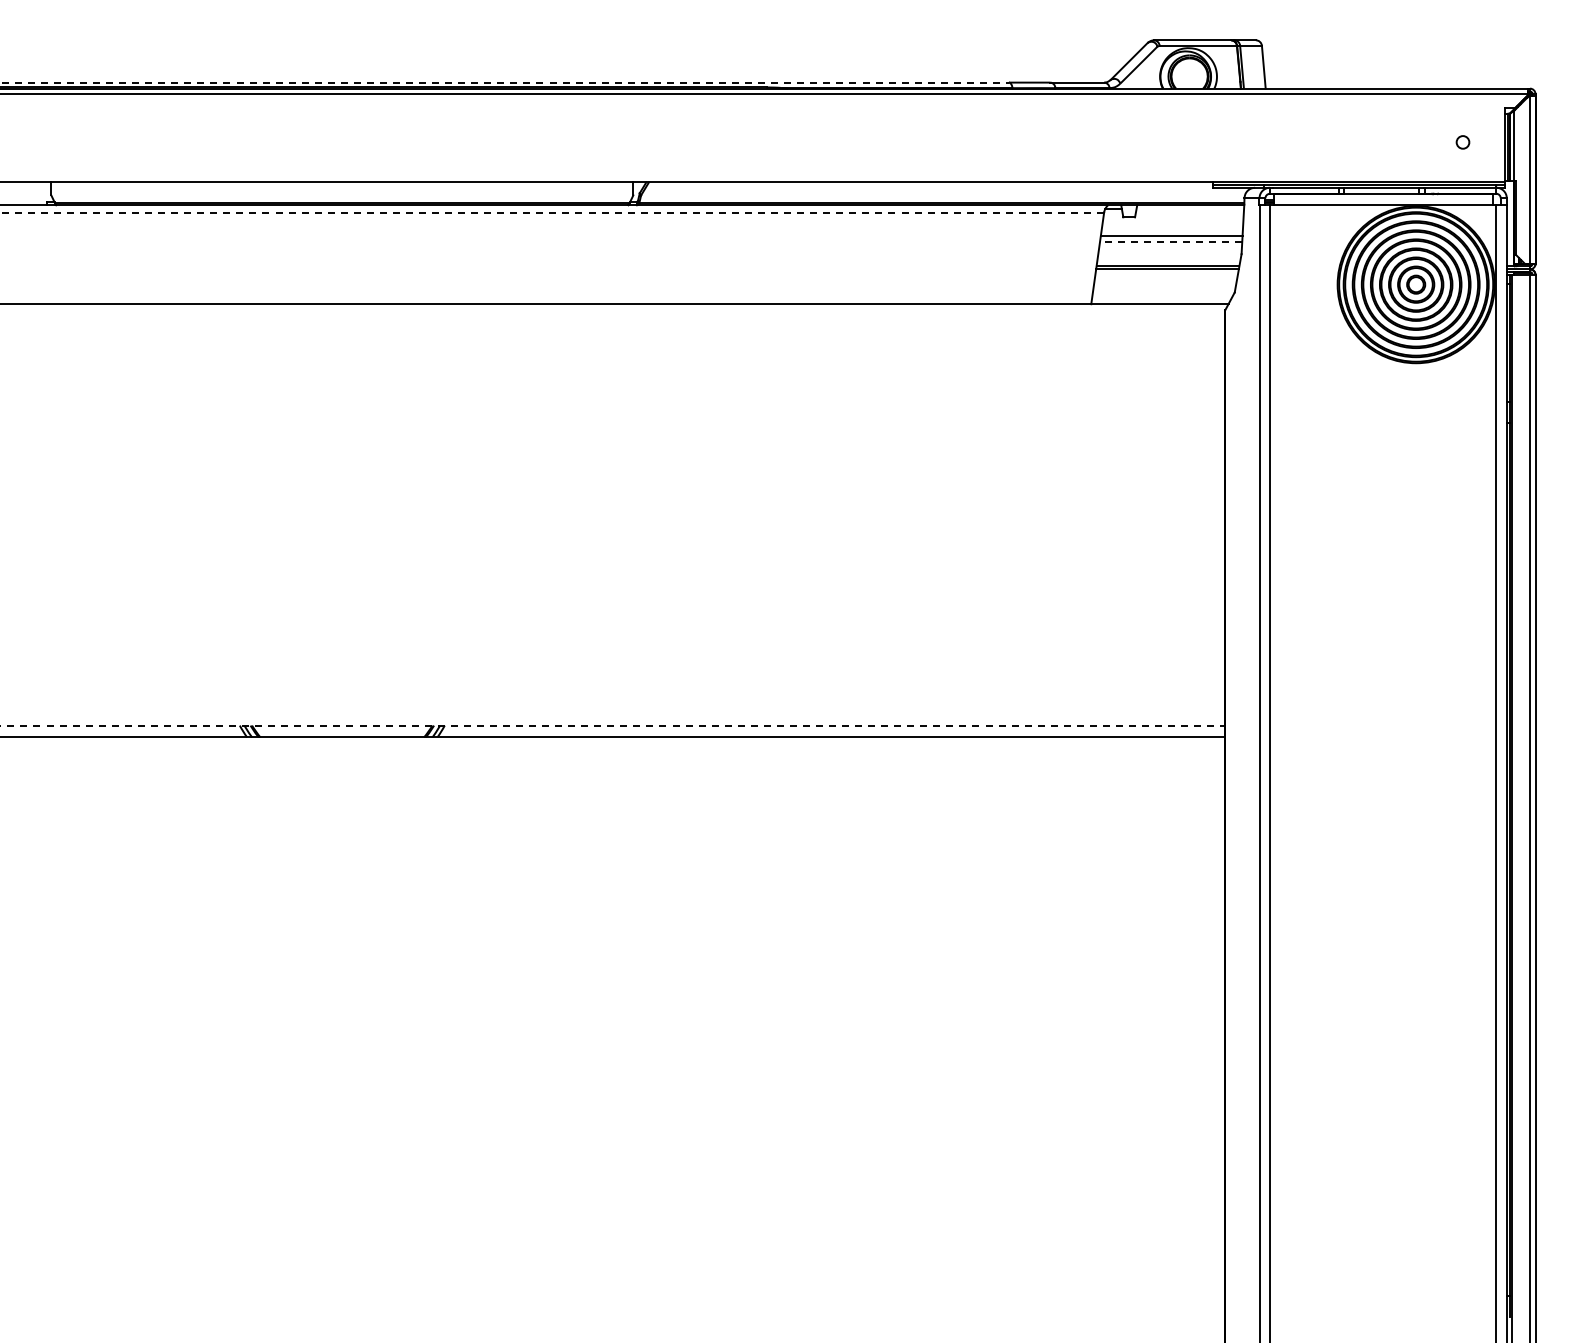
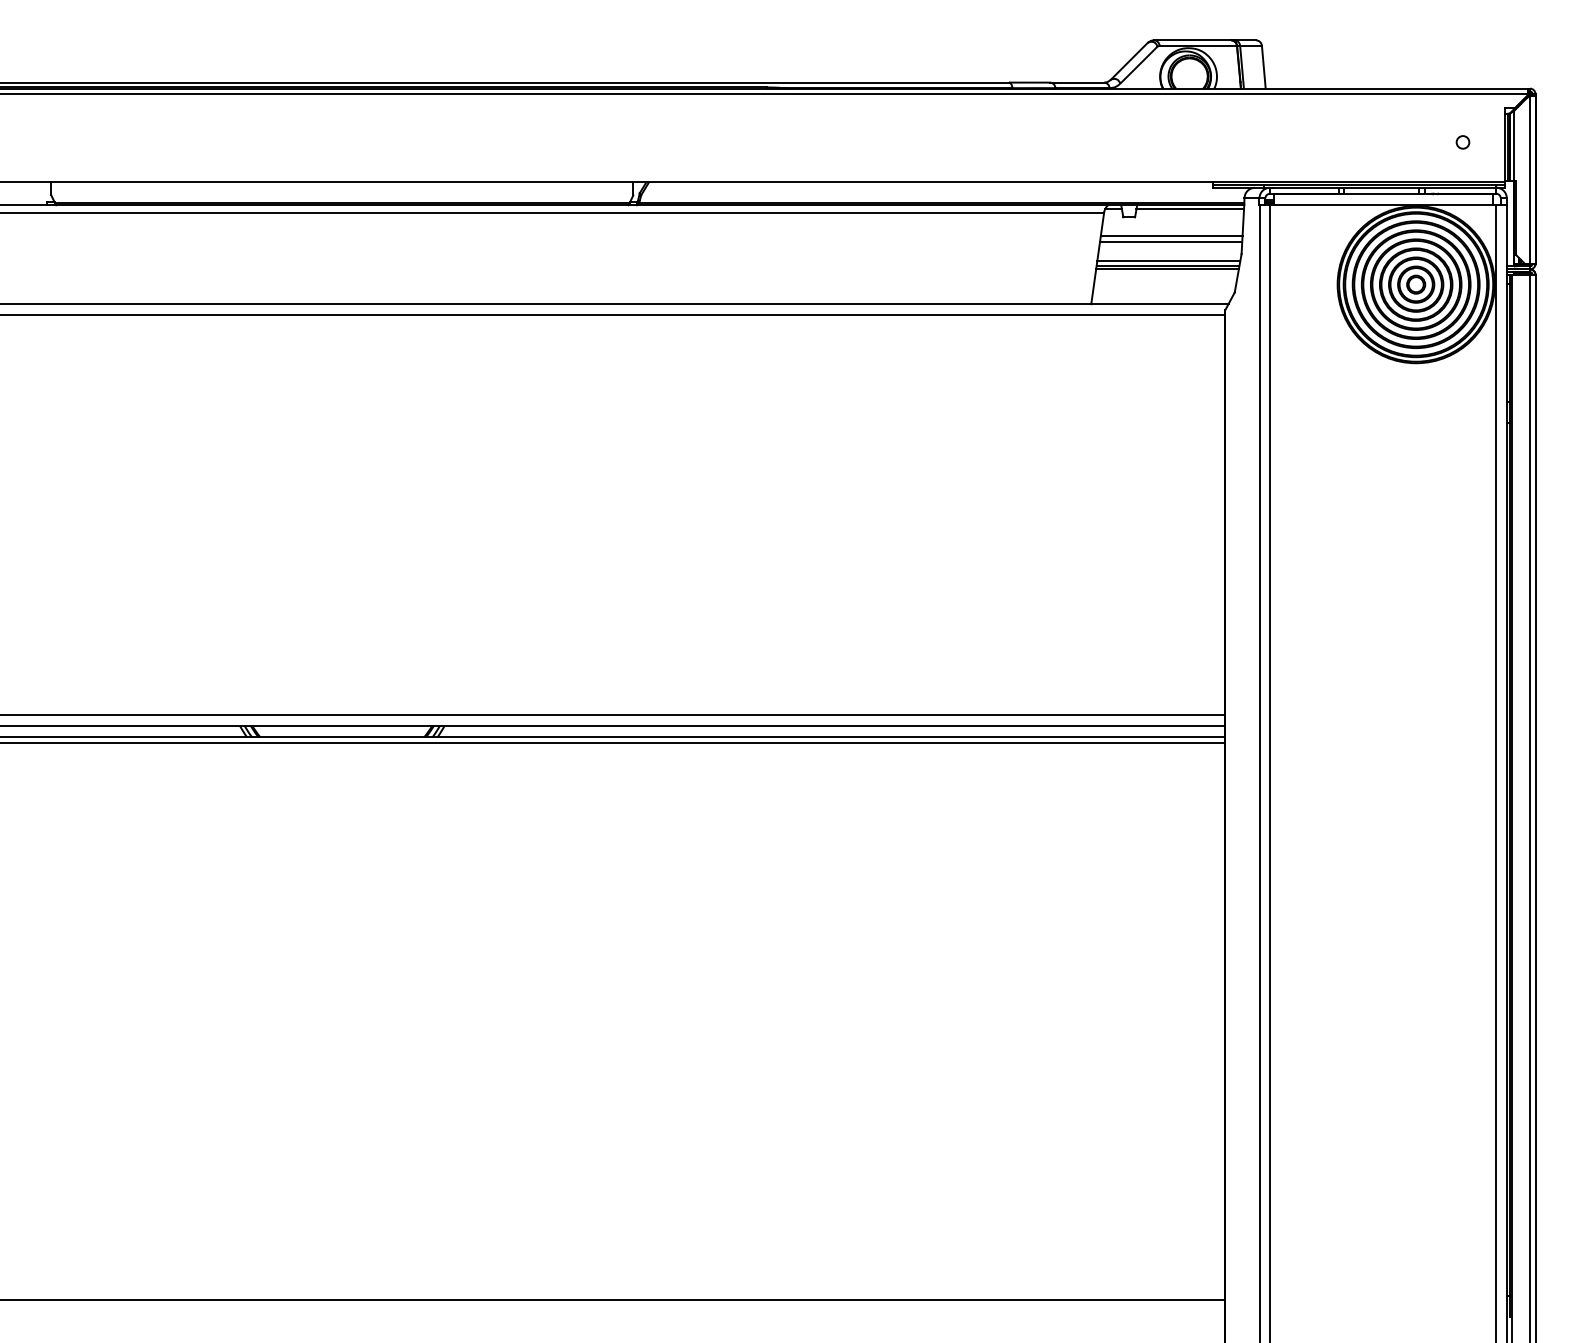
line: dashed -> solid (505, 82)
line: none -> present (1190, 209)
line: dashed -> solid (552, 212)
line: dashed -> solid (1170, 241)
line: none -> present (1168, 261)
line: none -> present (613, 314)
line: none -> present (613, 715)
line: dashed -> solid (613, 725)
line: none -> present (613, 742)
line: none -> present (613, 1299)
